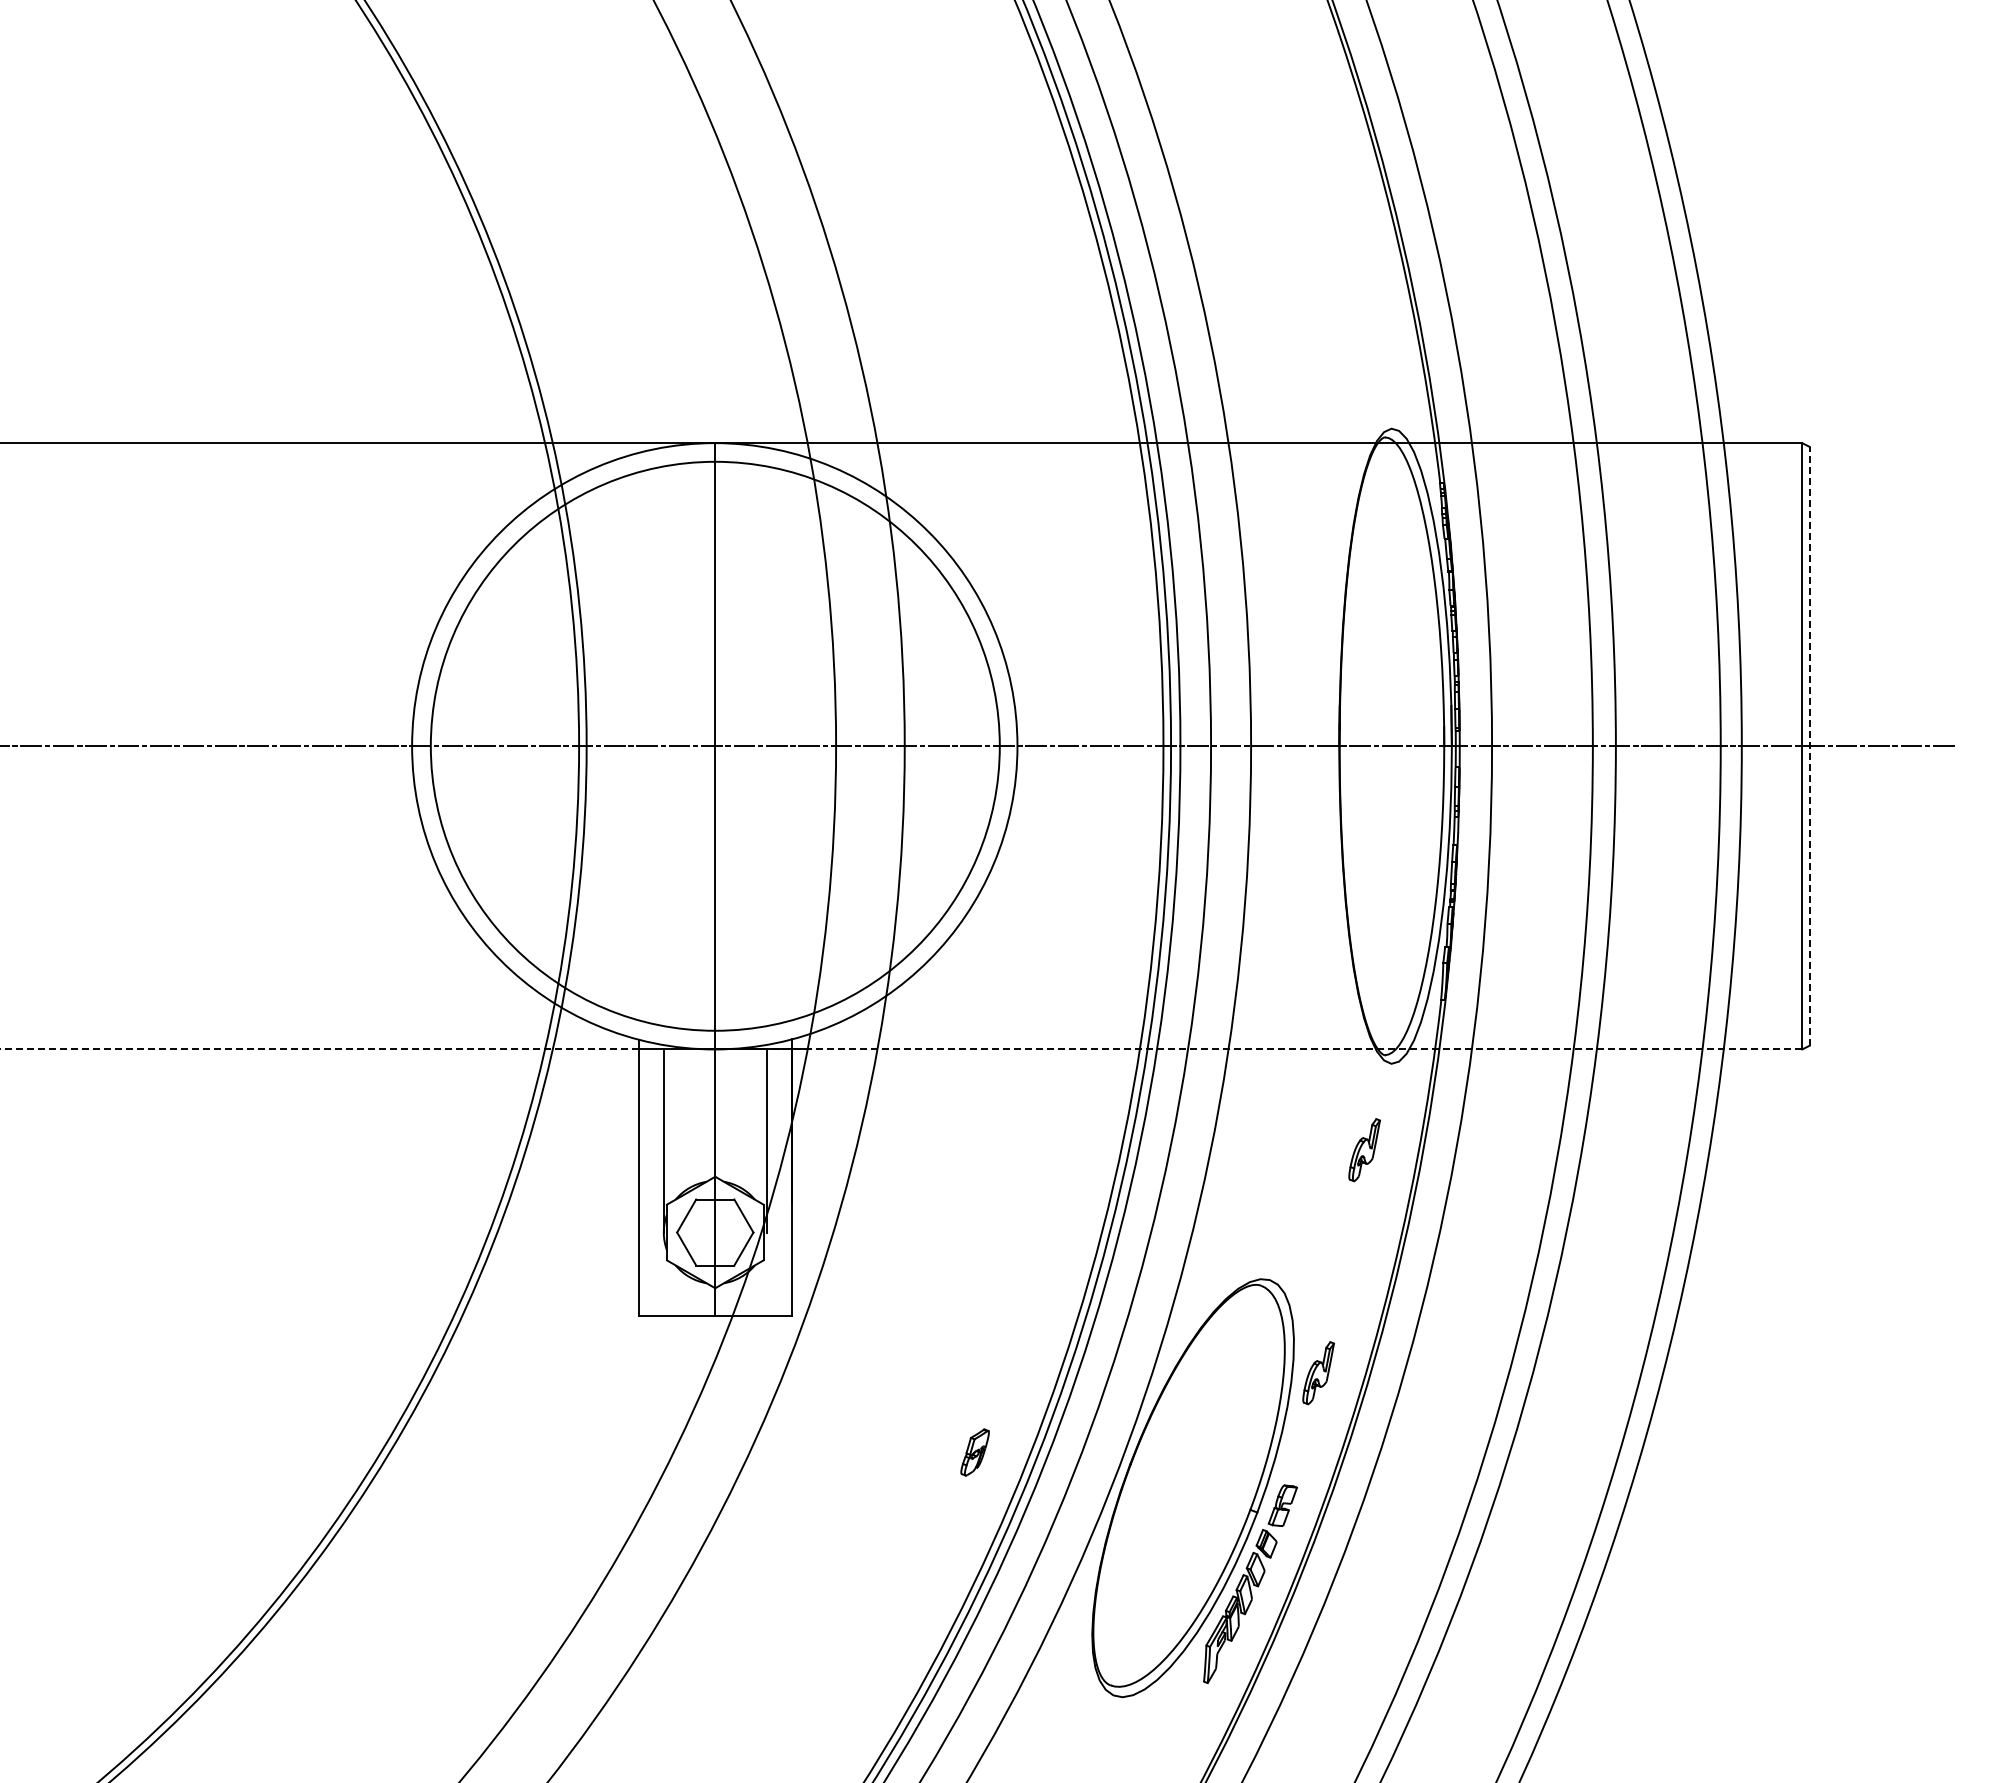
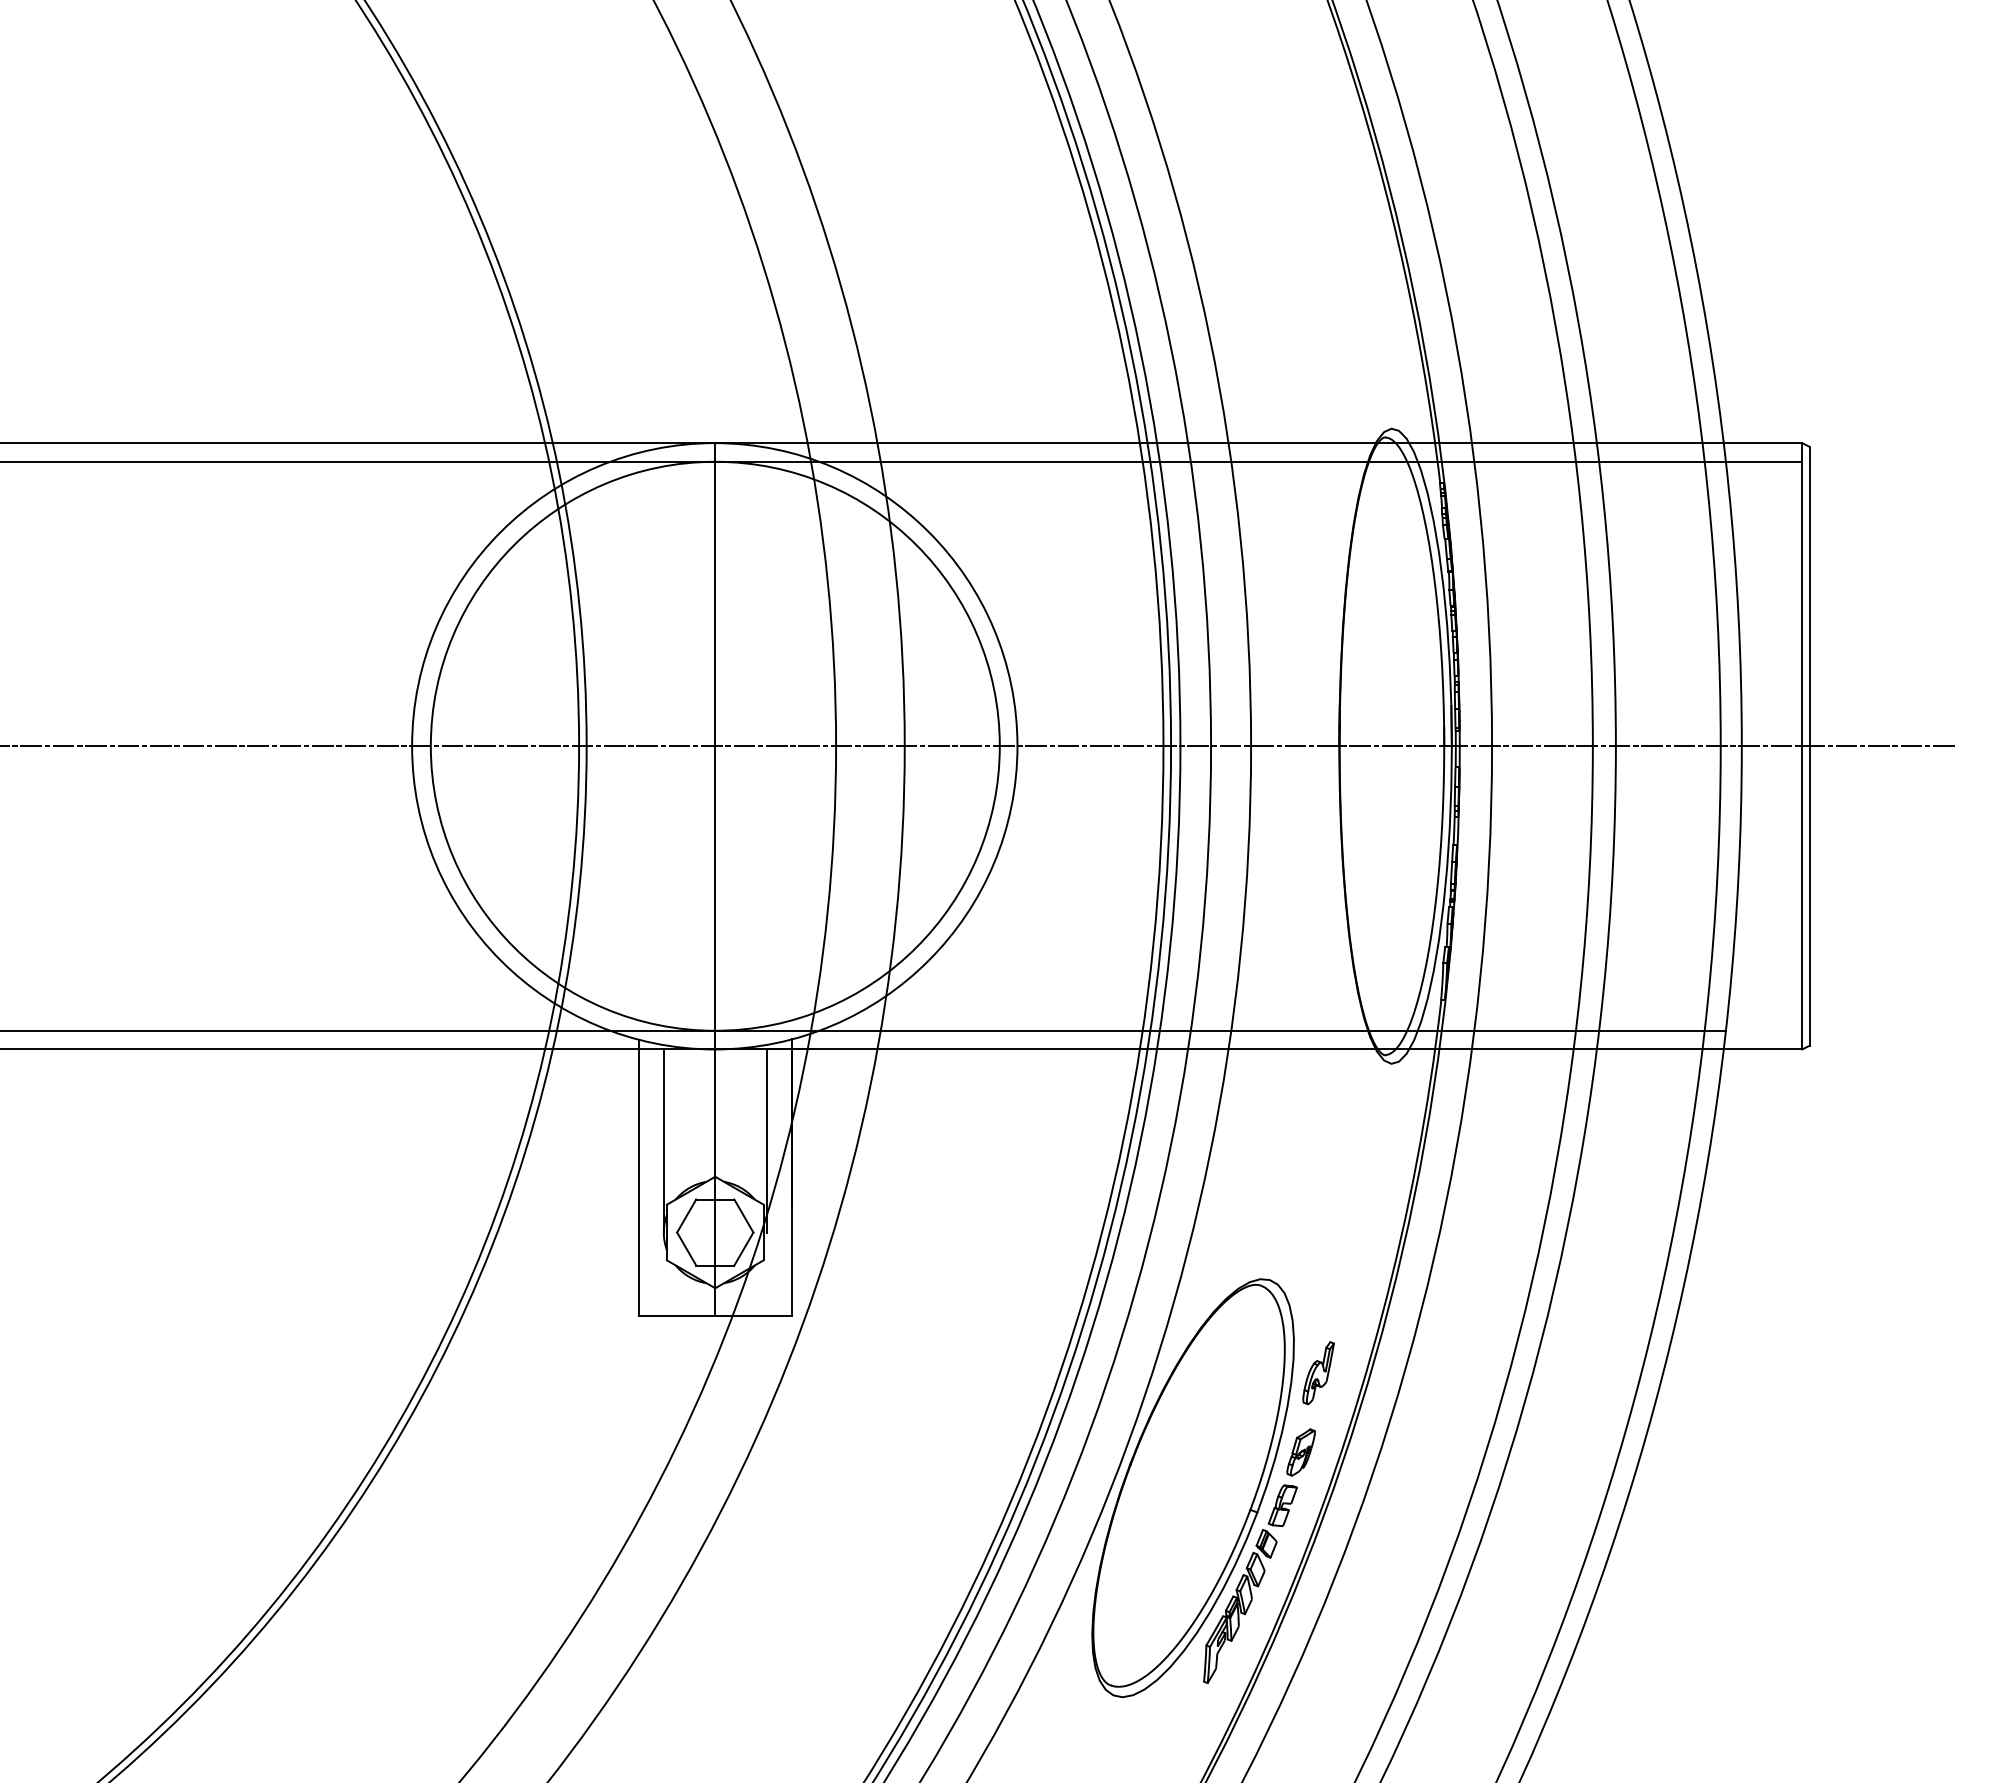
line: none -> present (902, 461)
line: dashed -> solid (1809, 745)
line: none -> present (863, 1030)
line: dashed -> solid (319, 1049)
line: dashed -> solid (1258, 1049)
part: present -> none (1364, 1150)
part position: (974, 1452) -> (1300, 1452) (1300, 1452)
